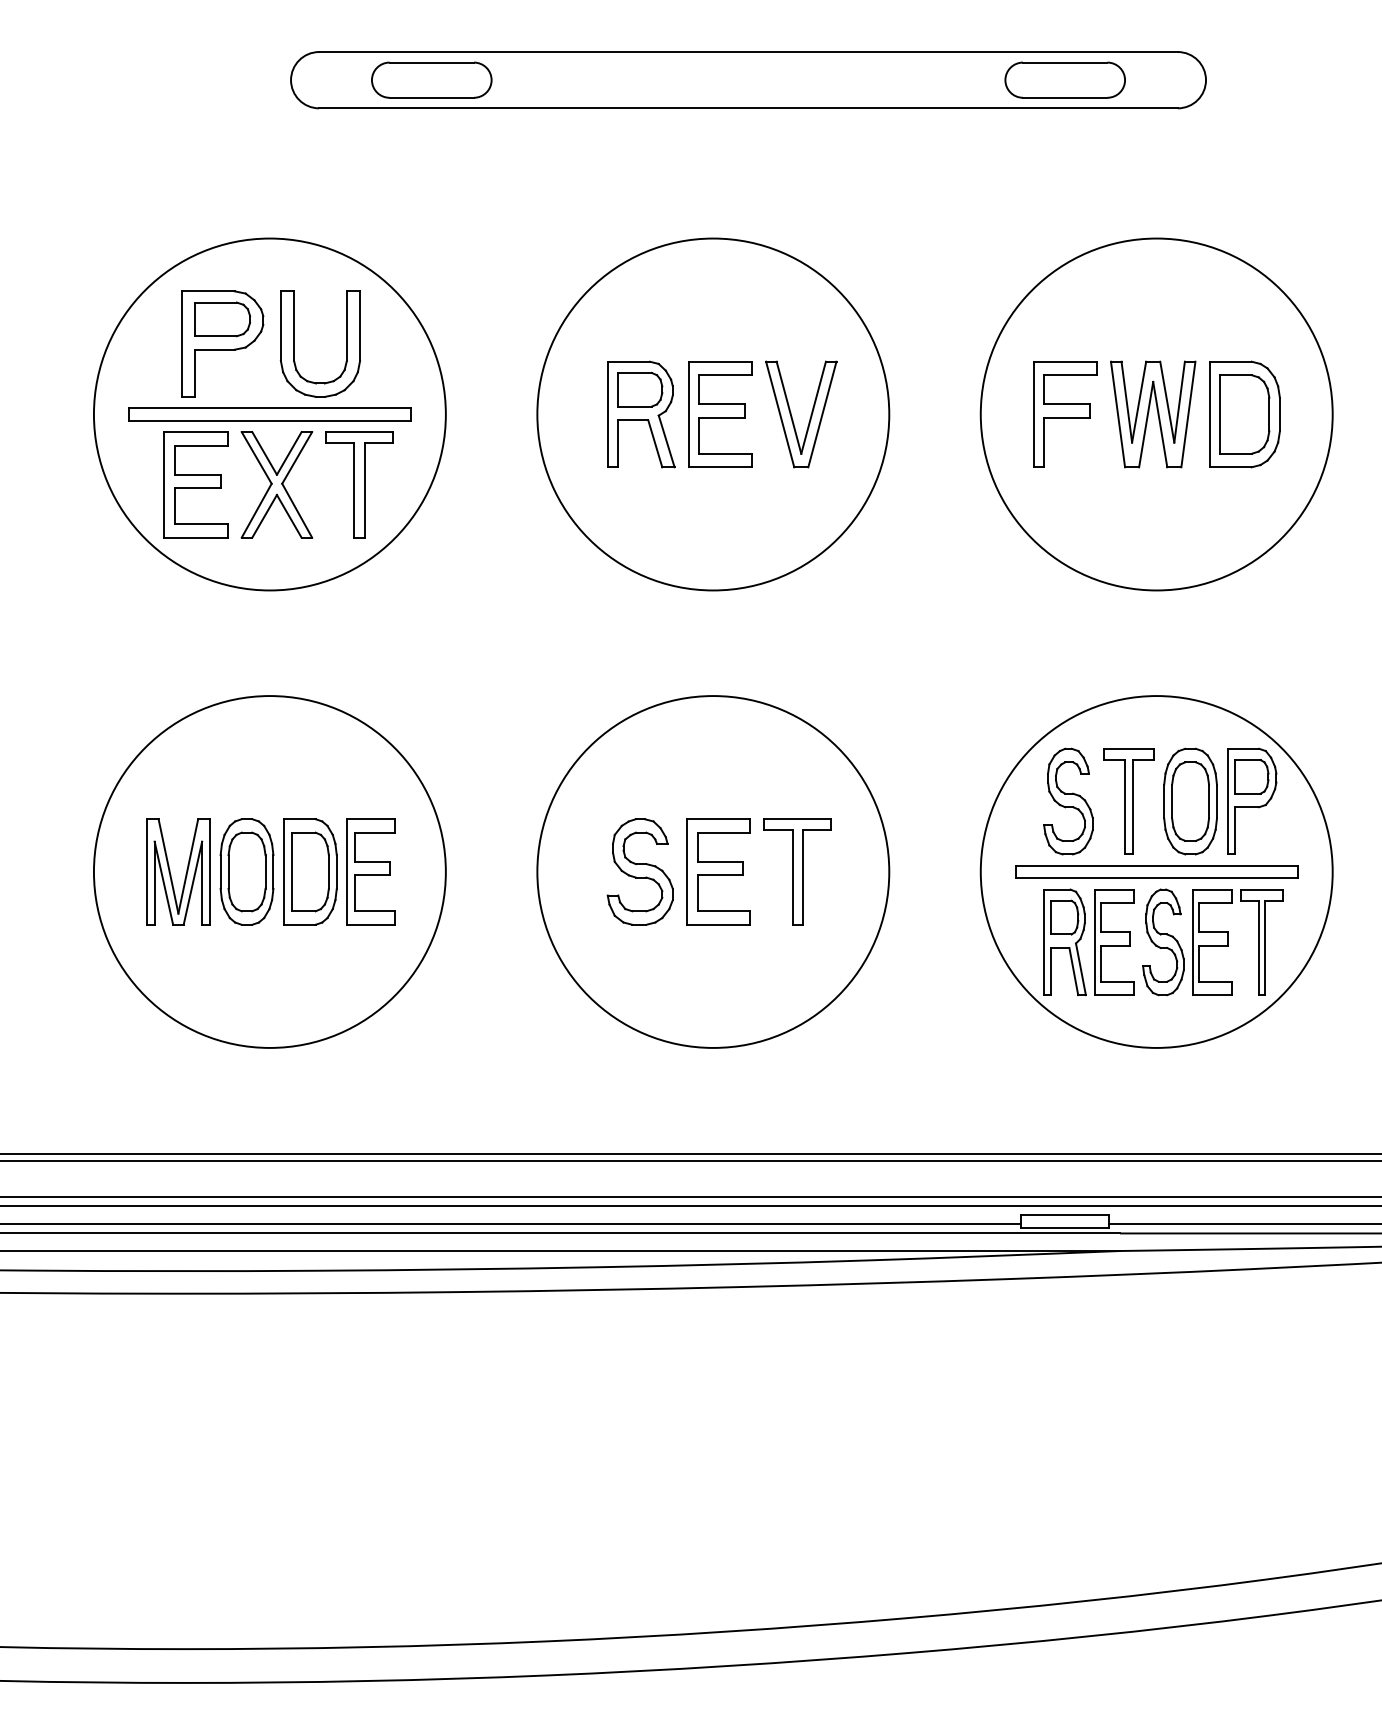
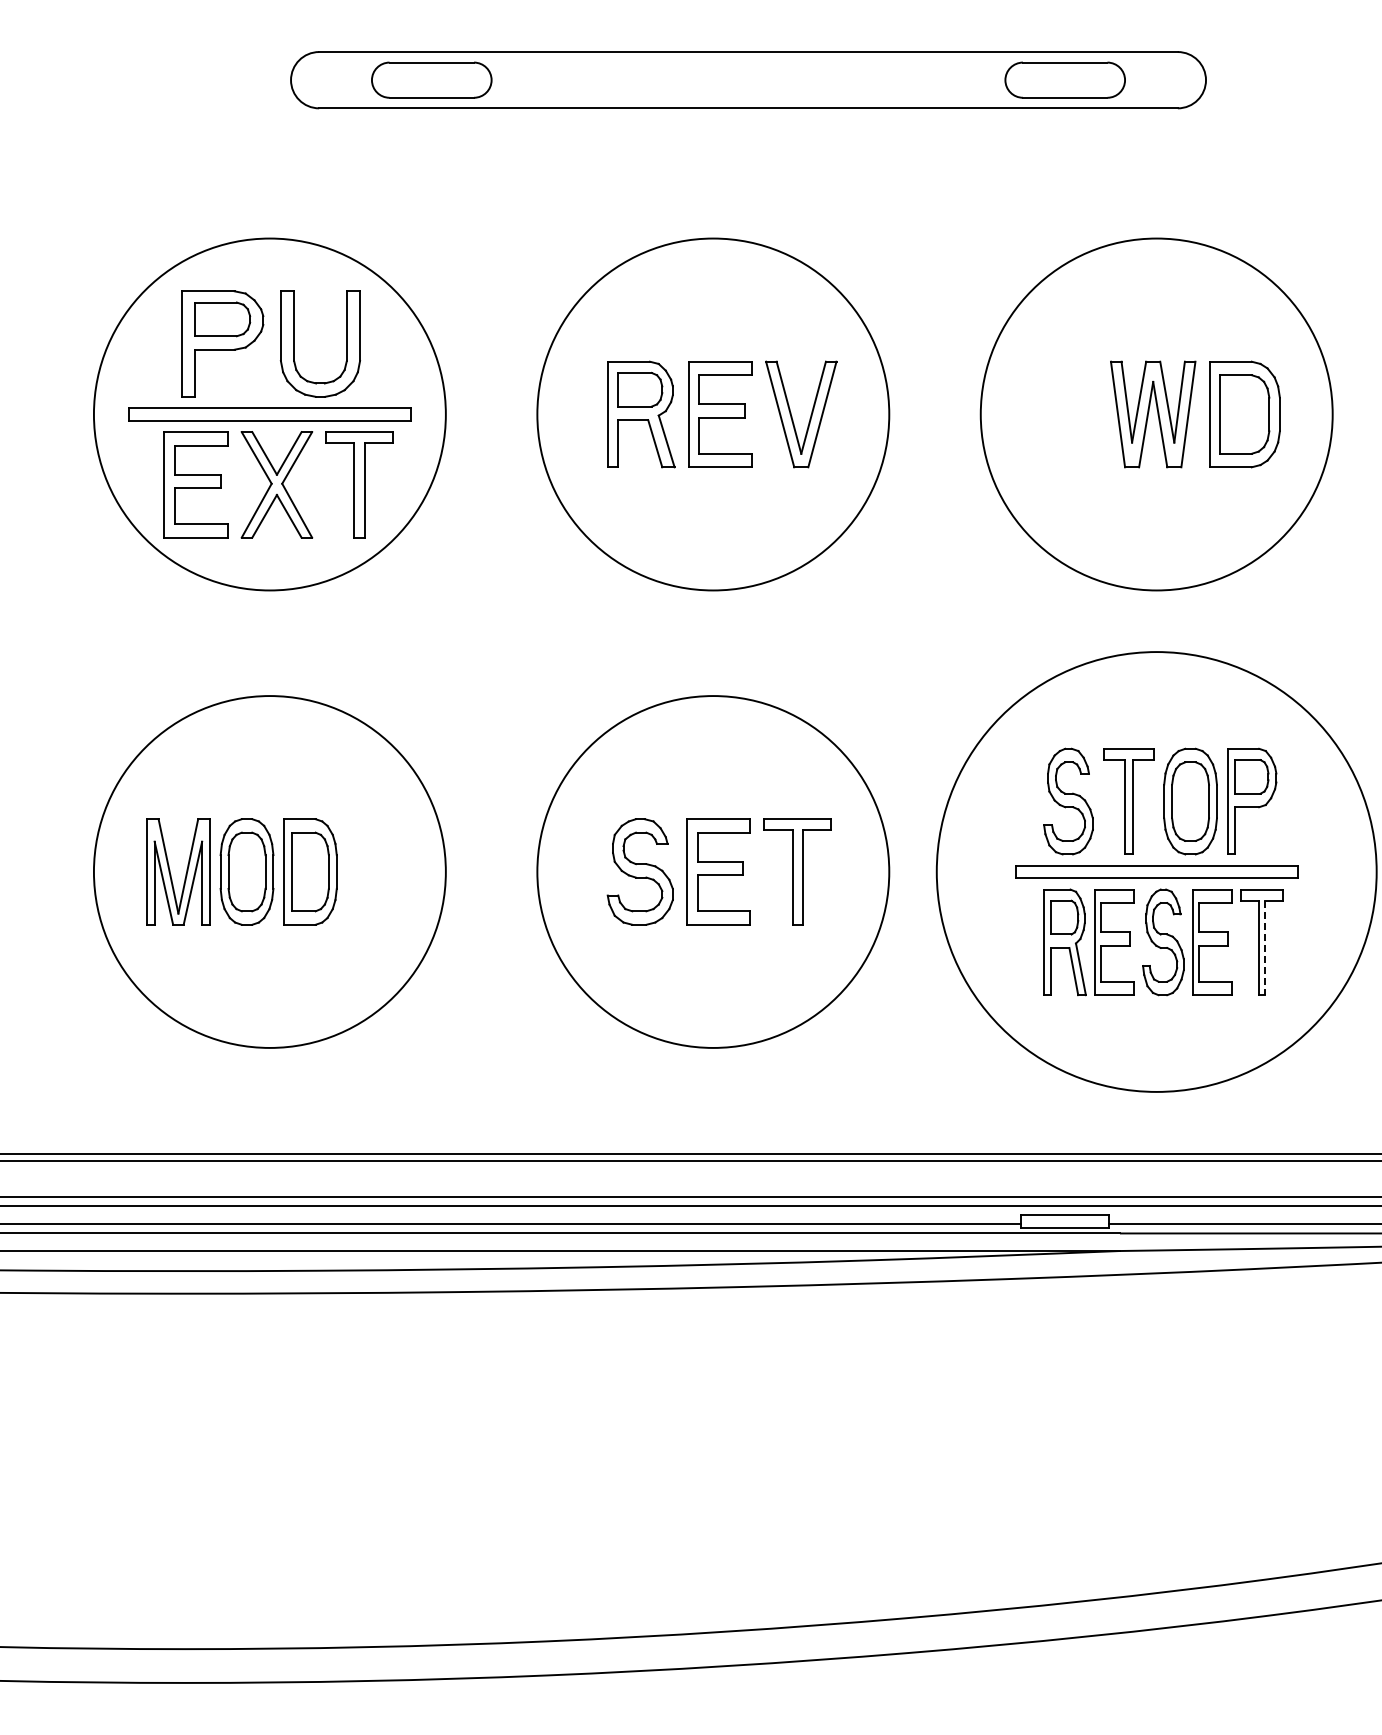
part: present -> none (1065, 414)
part: present -> none (370, 871)
circle diameter: 352 px -> 440 px (1156, 871)
line: solid -> dashed (1265, 948)
